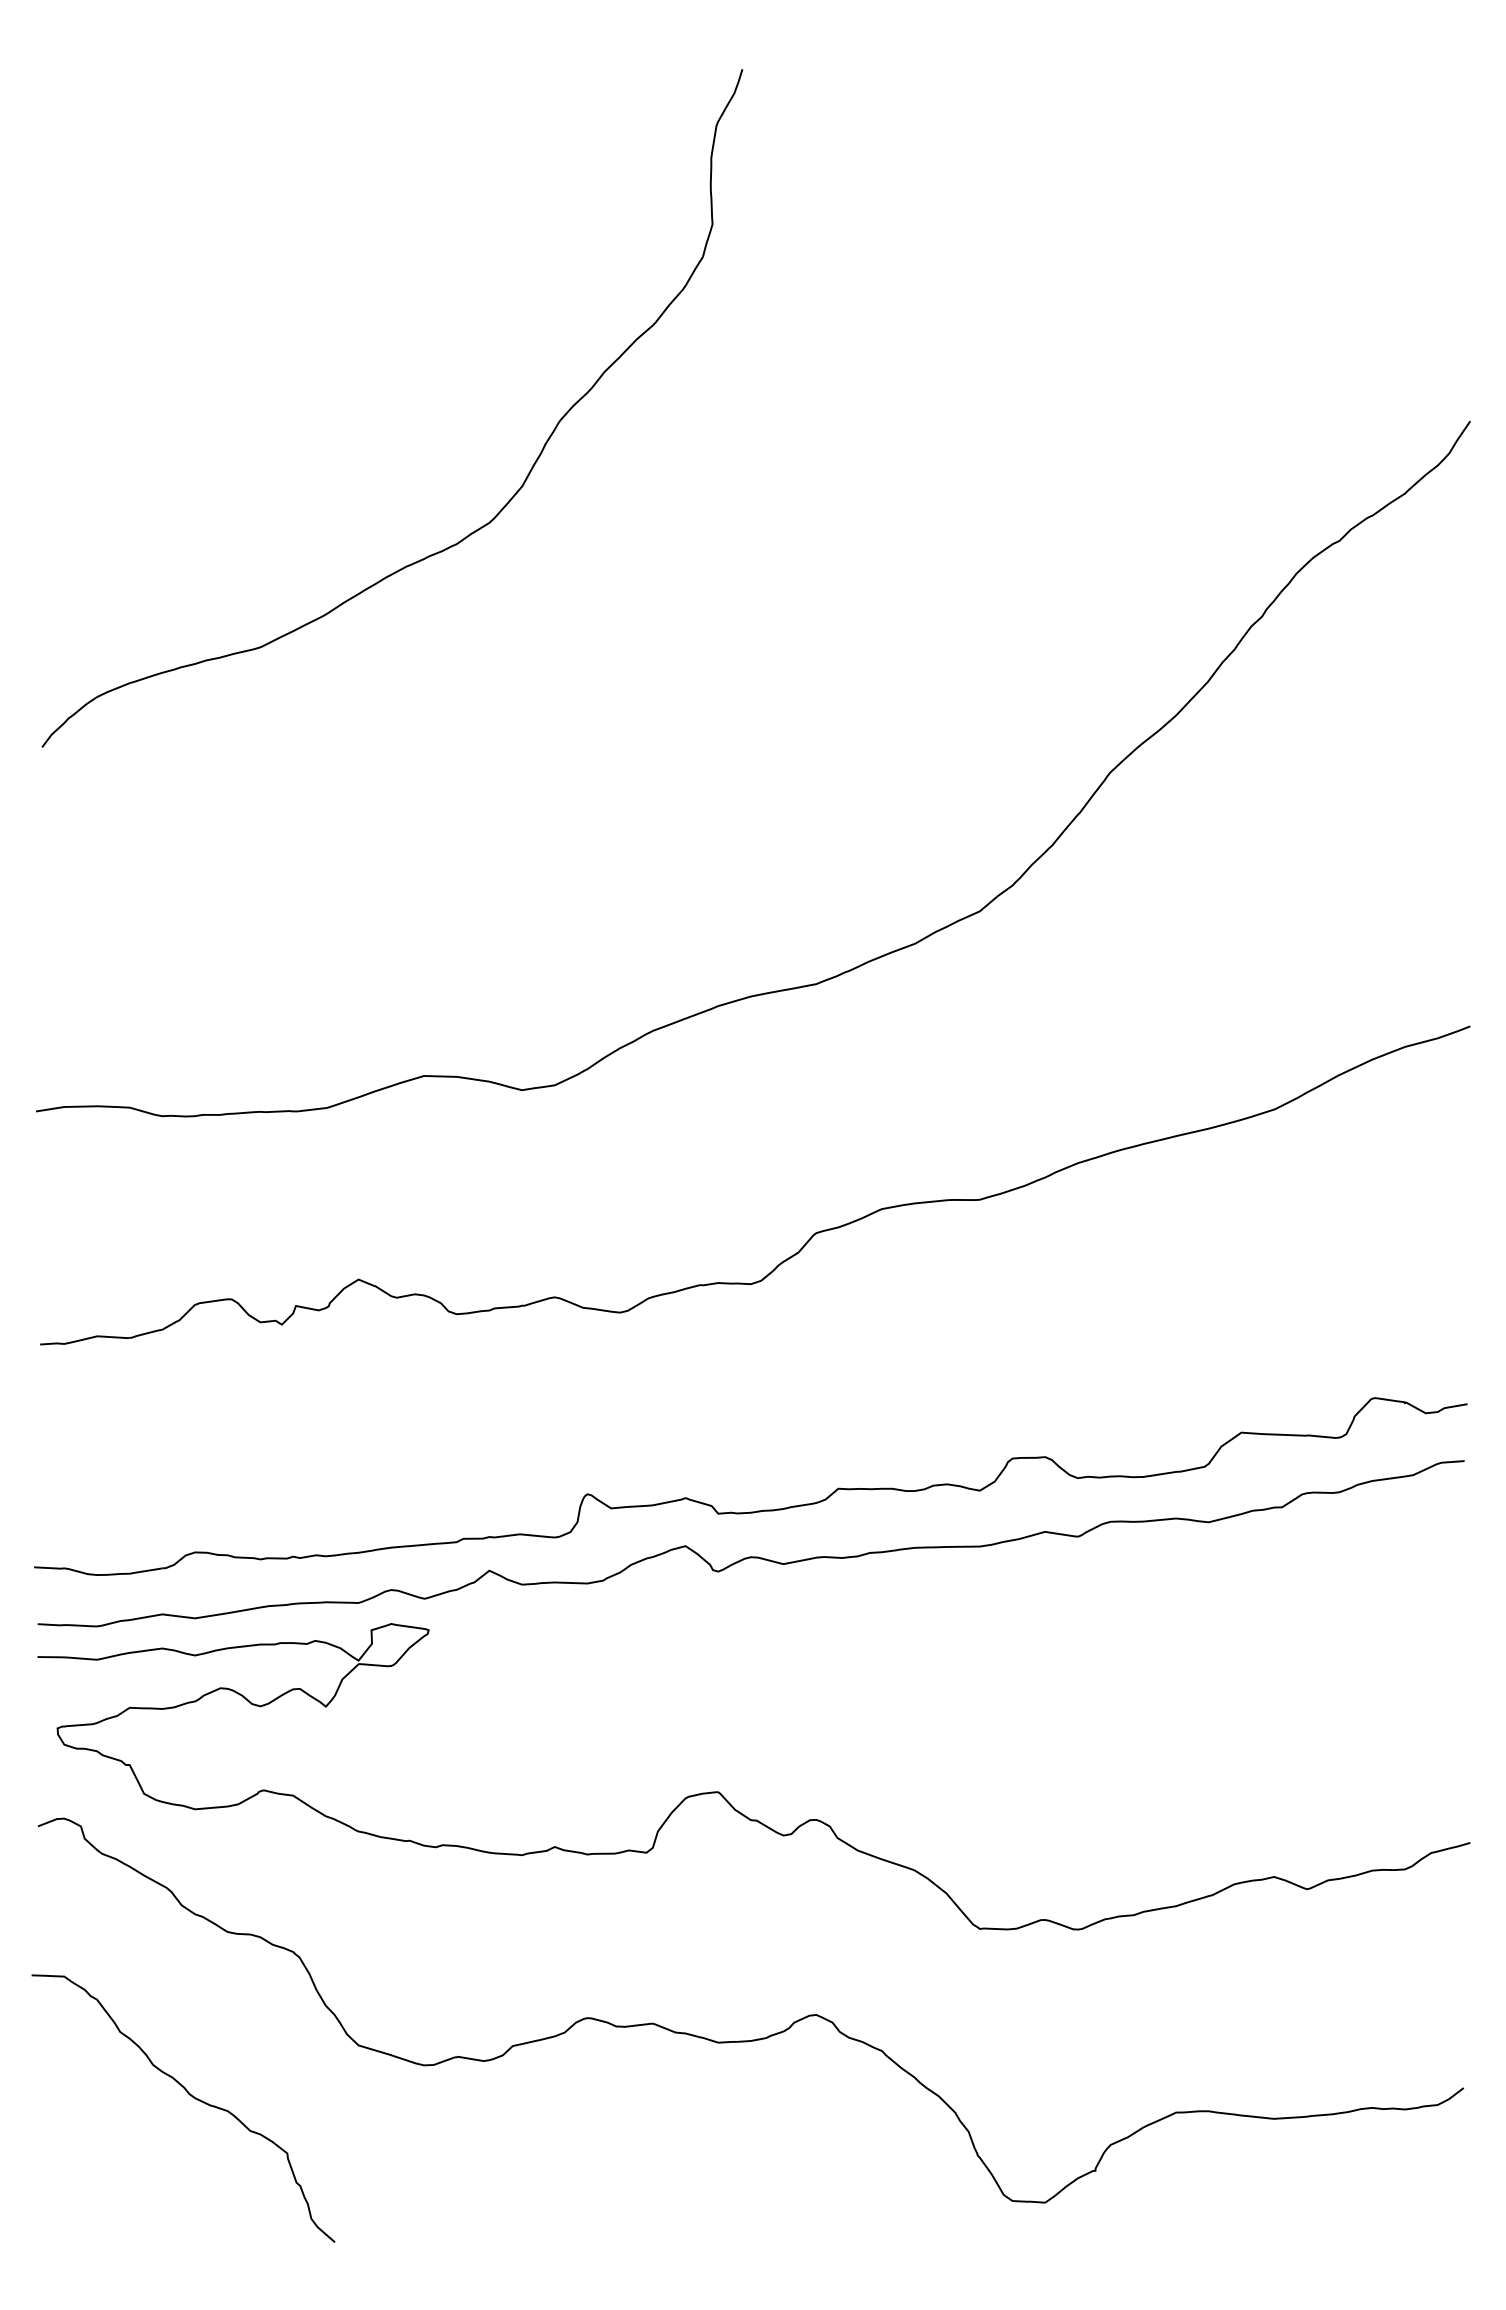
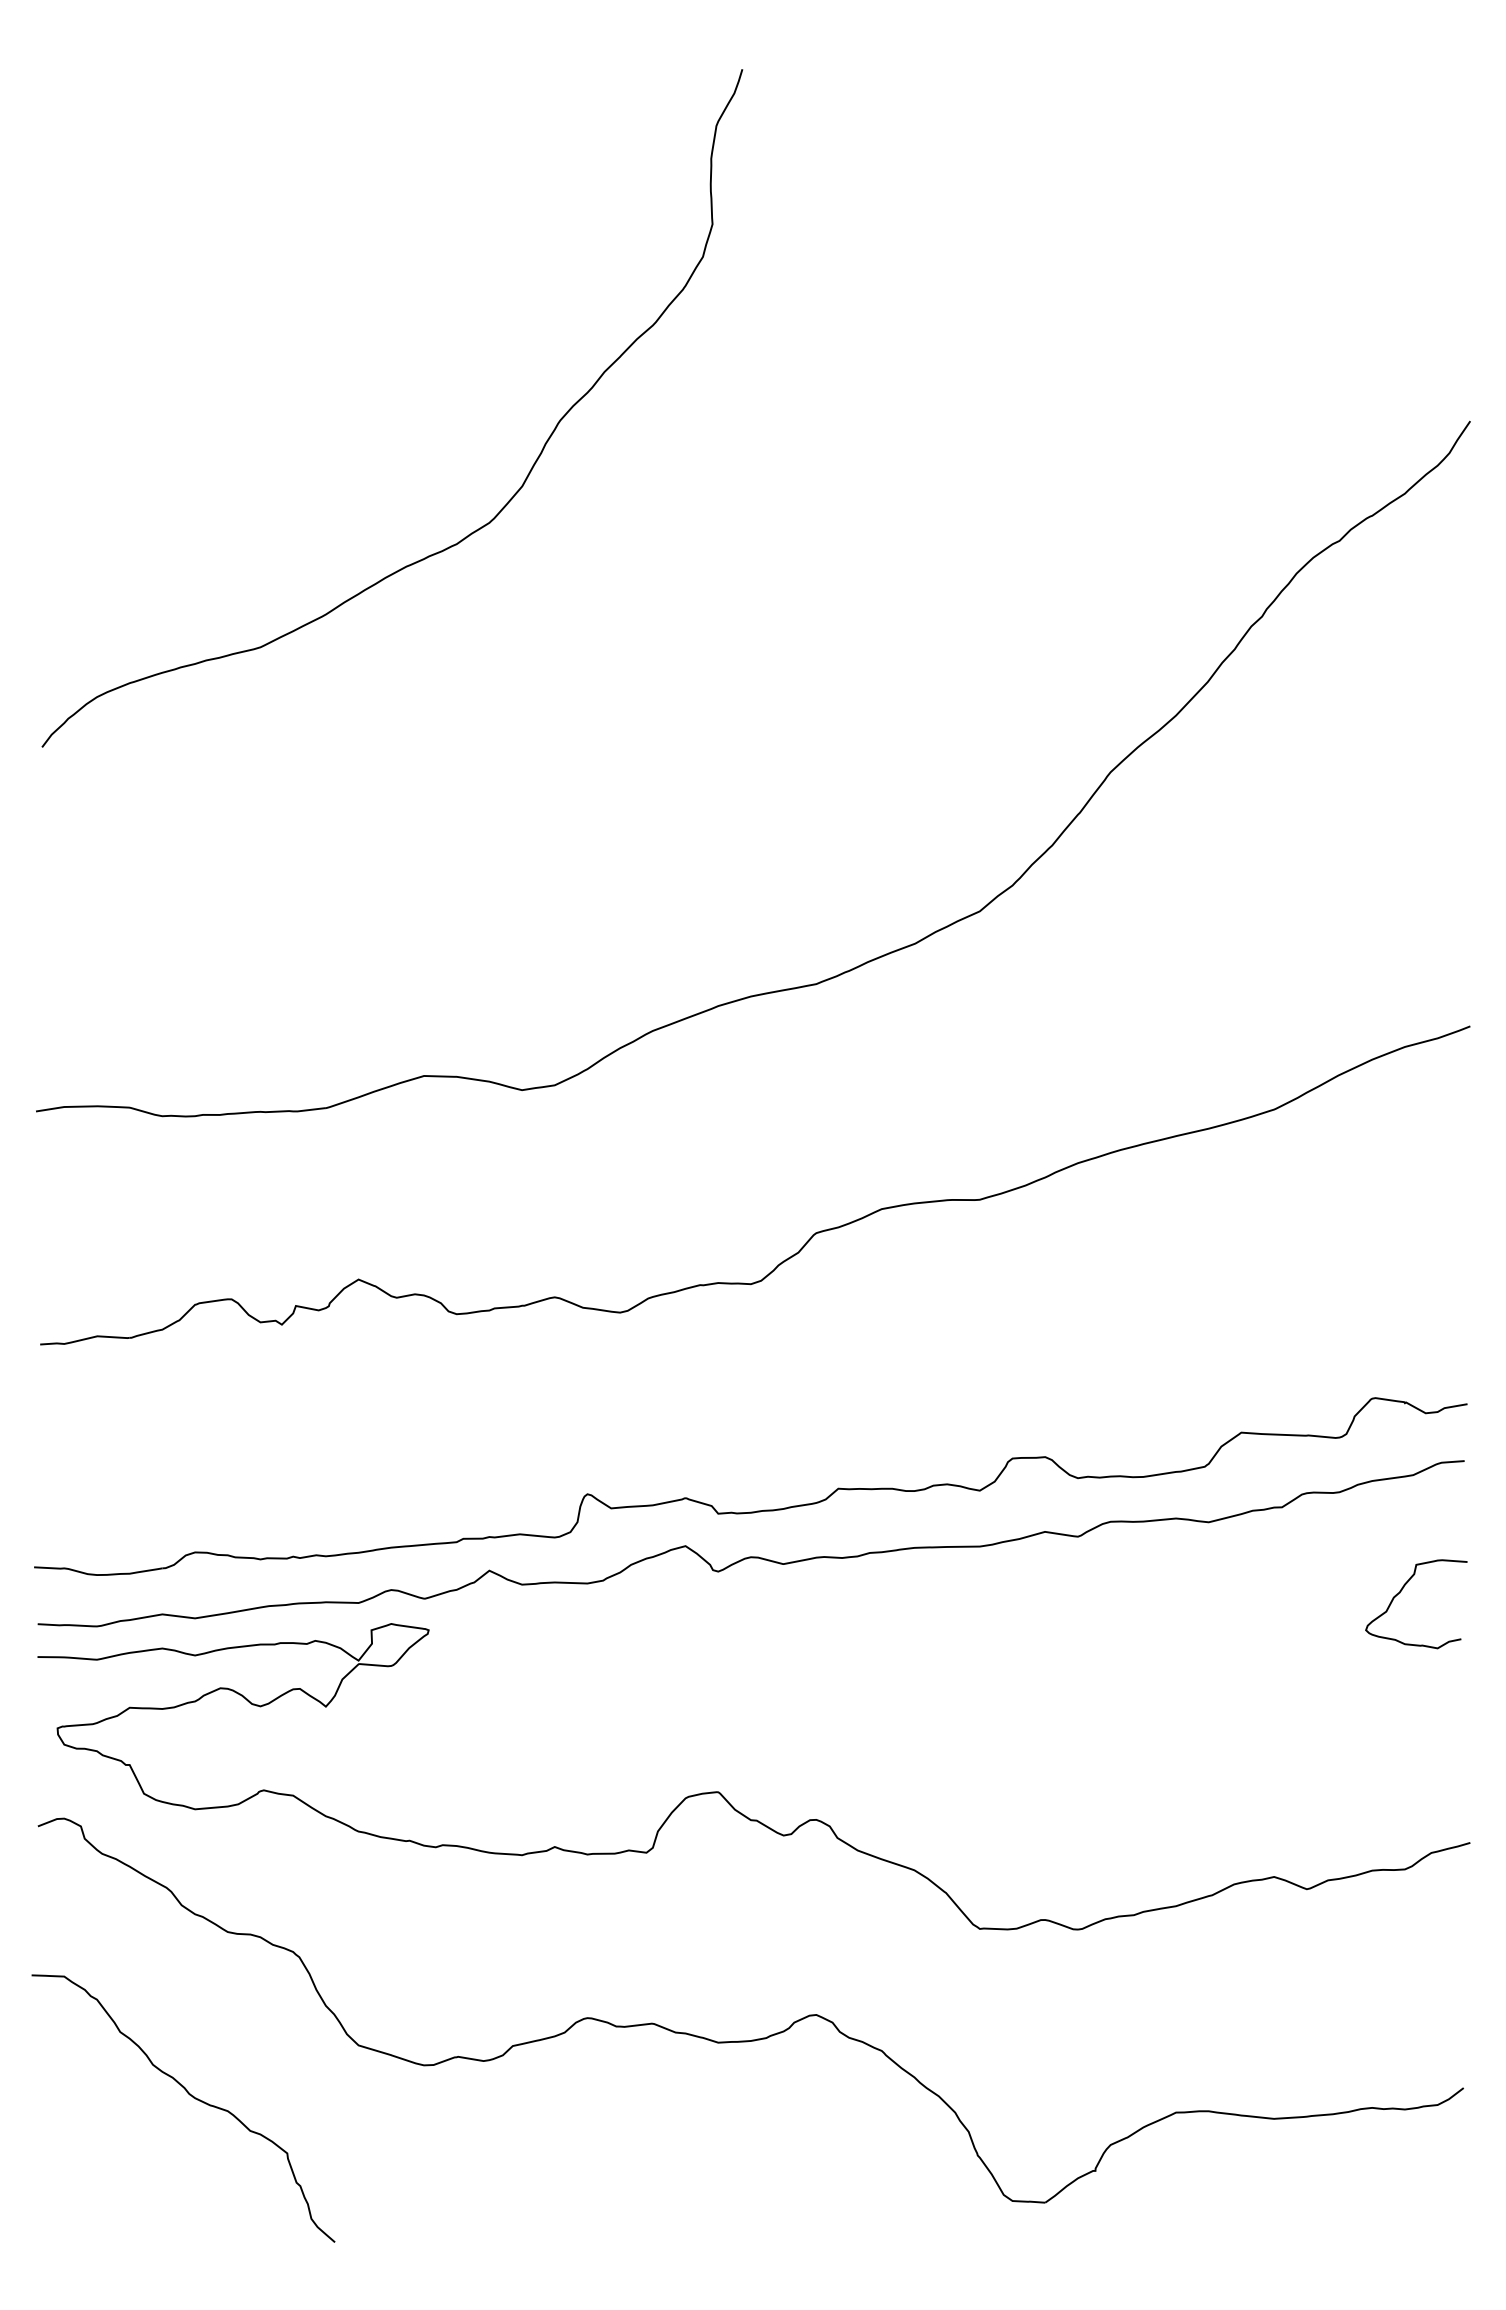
curve: none -> present (1400, 1593)
